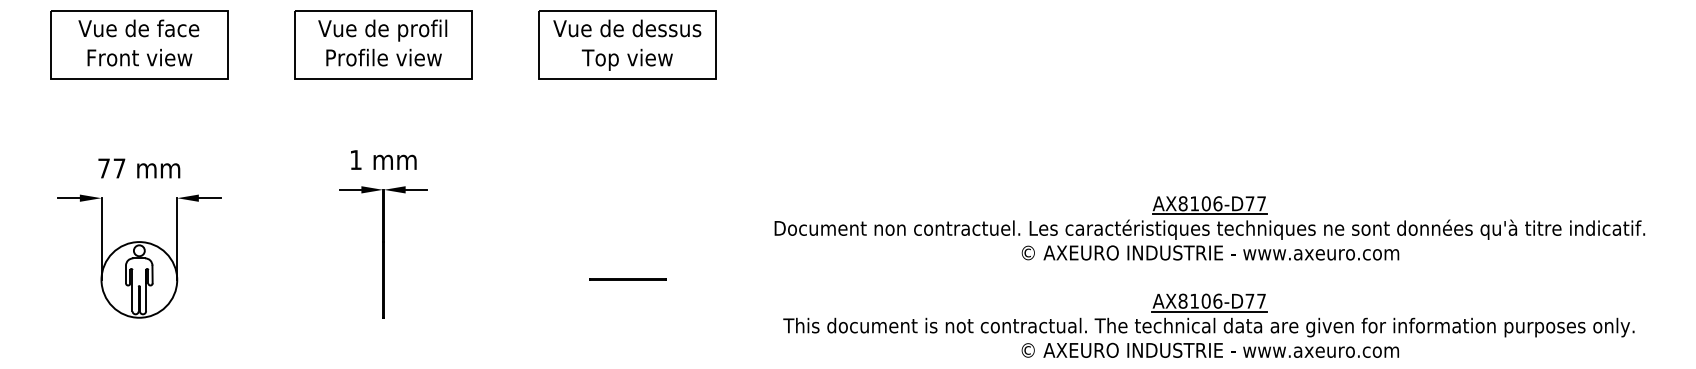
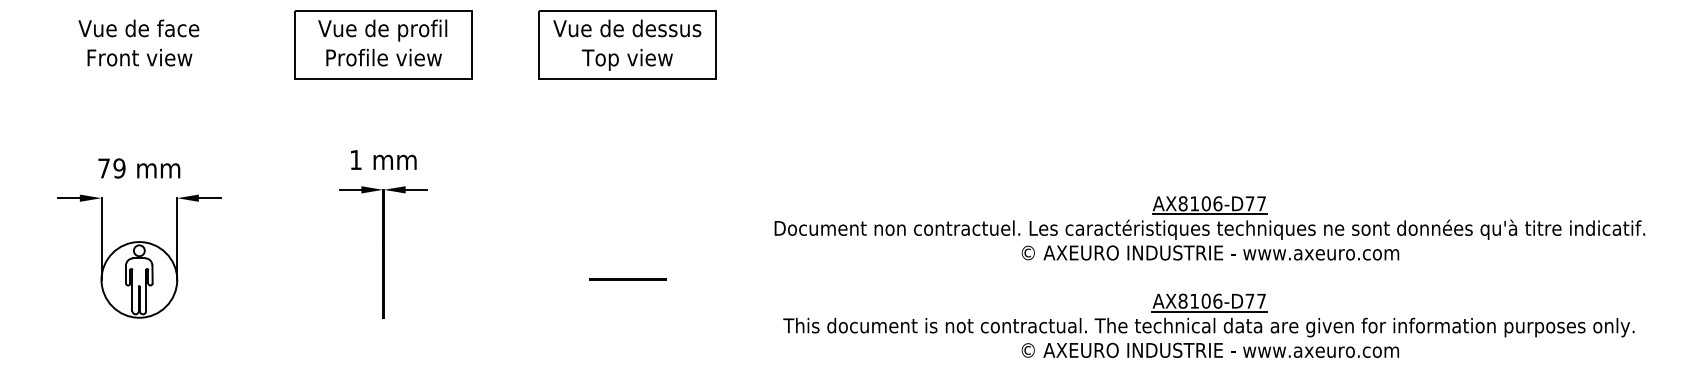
part: present -> none (139, 44)
text: 77 -> 79 (119, 168)
